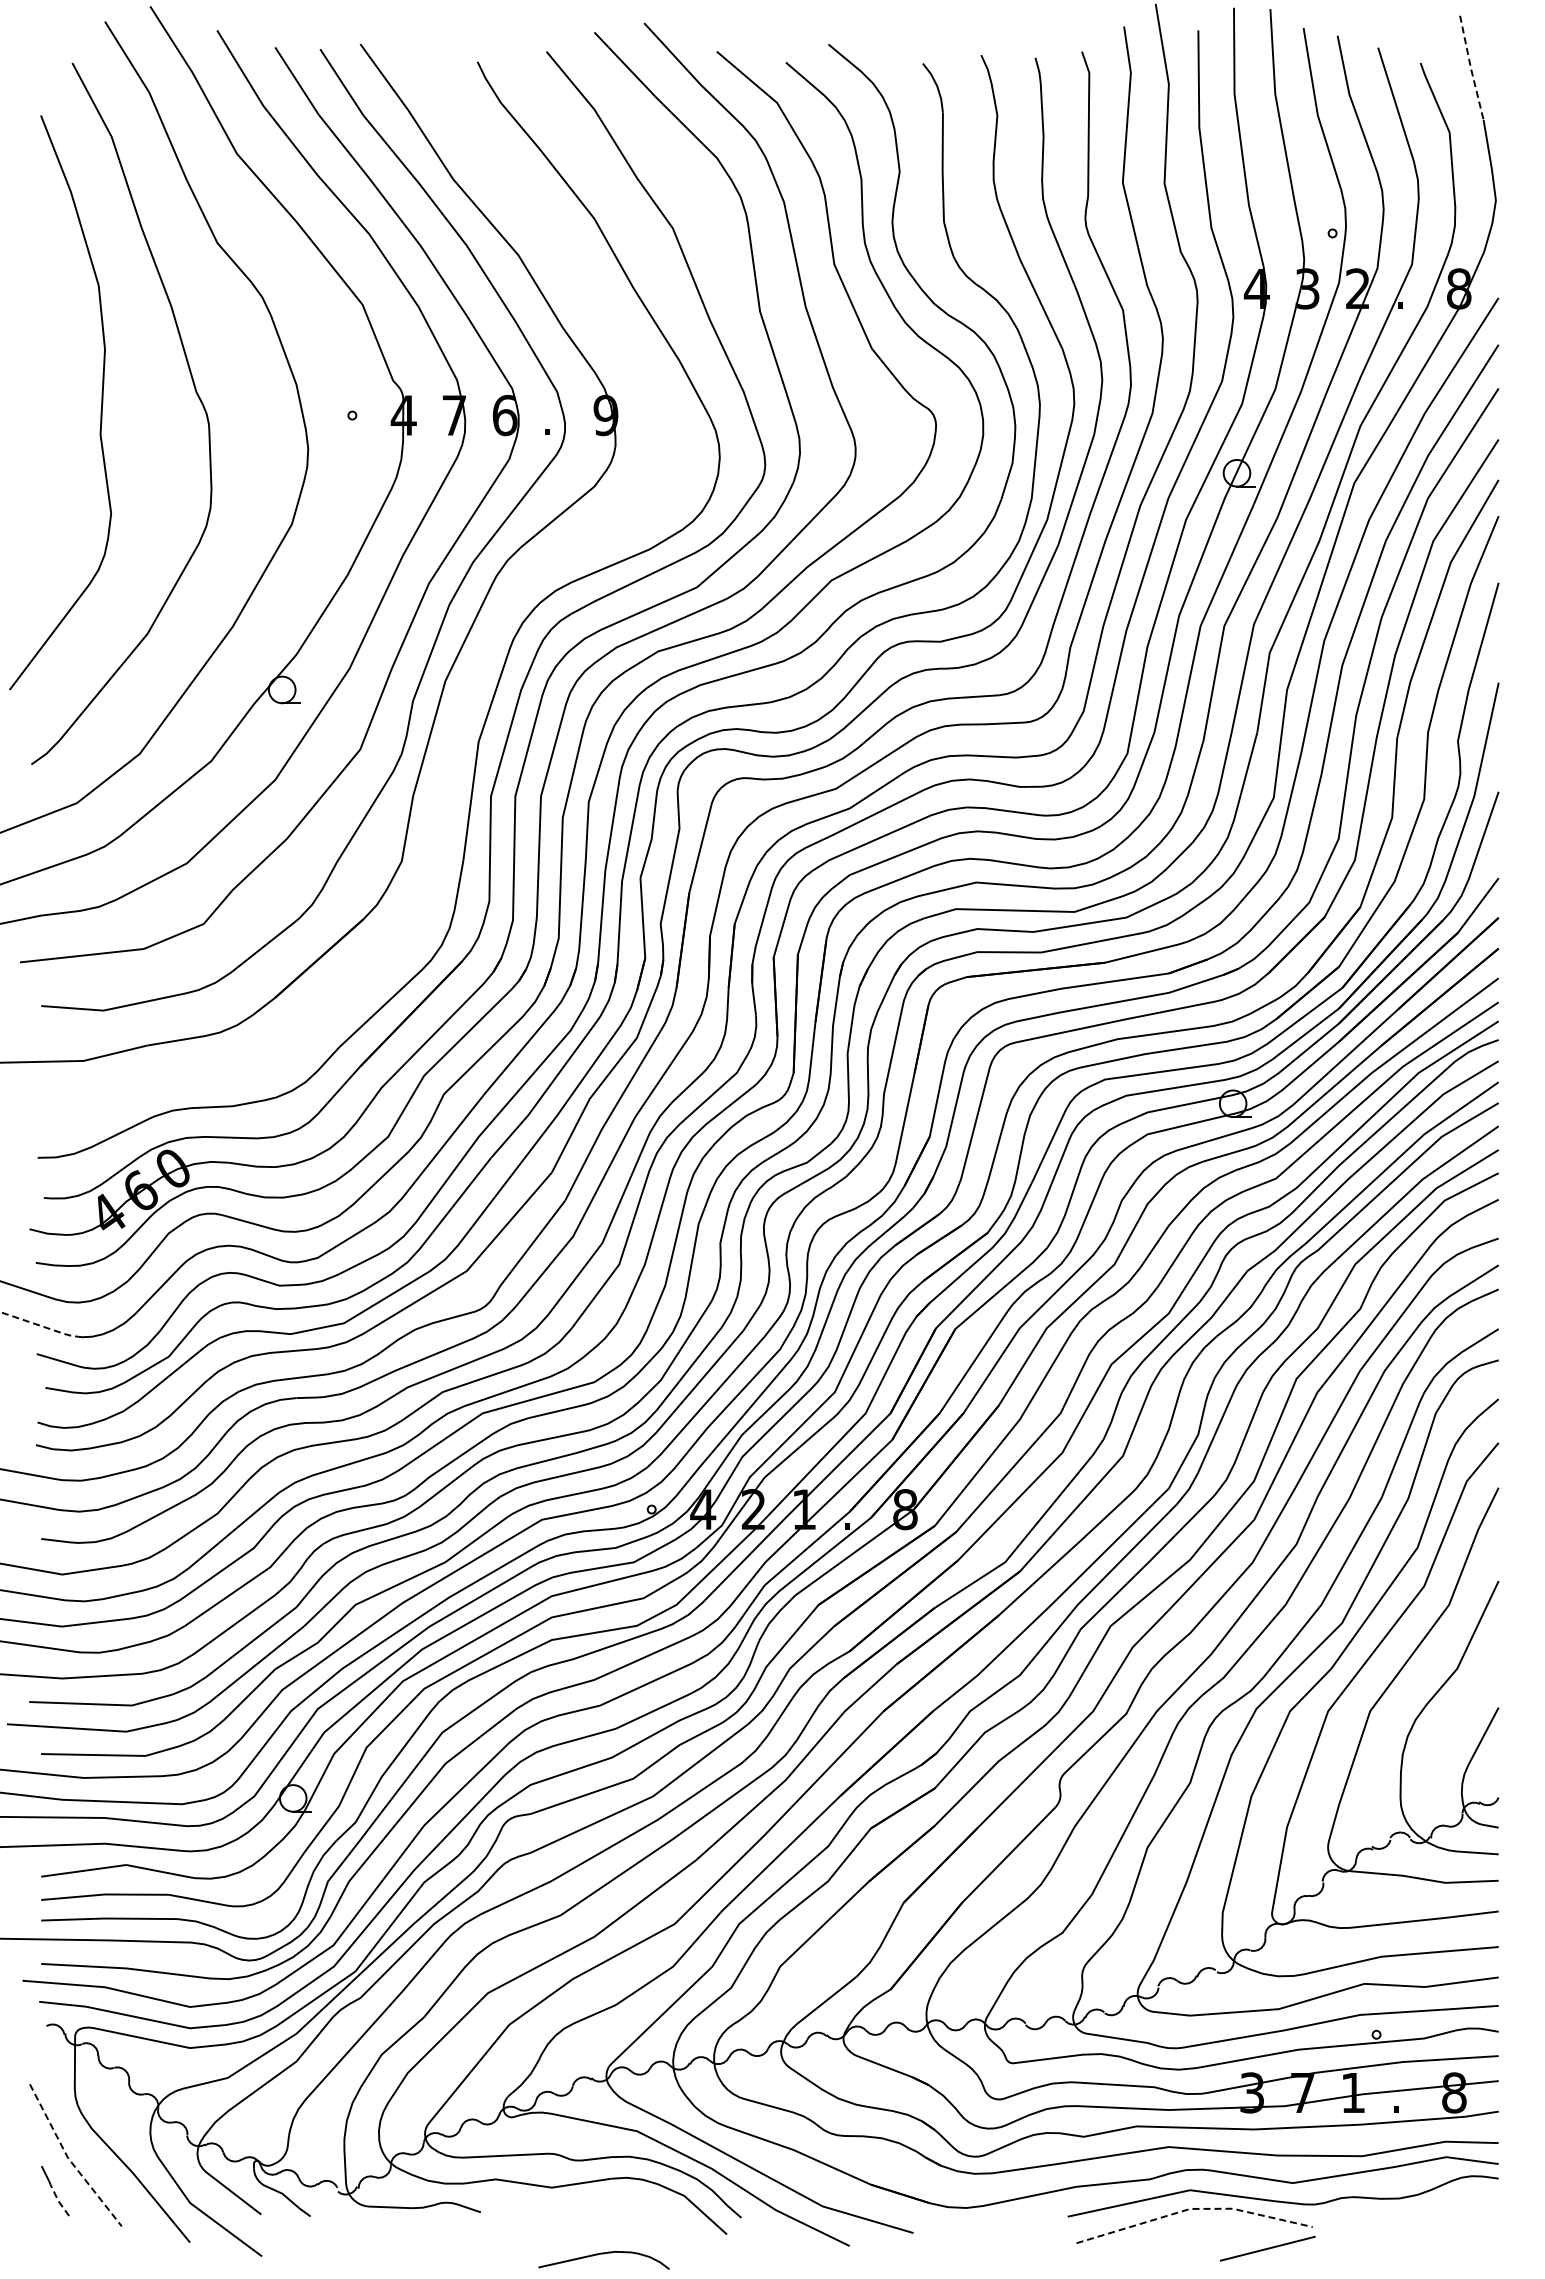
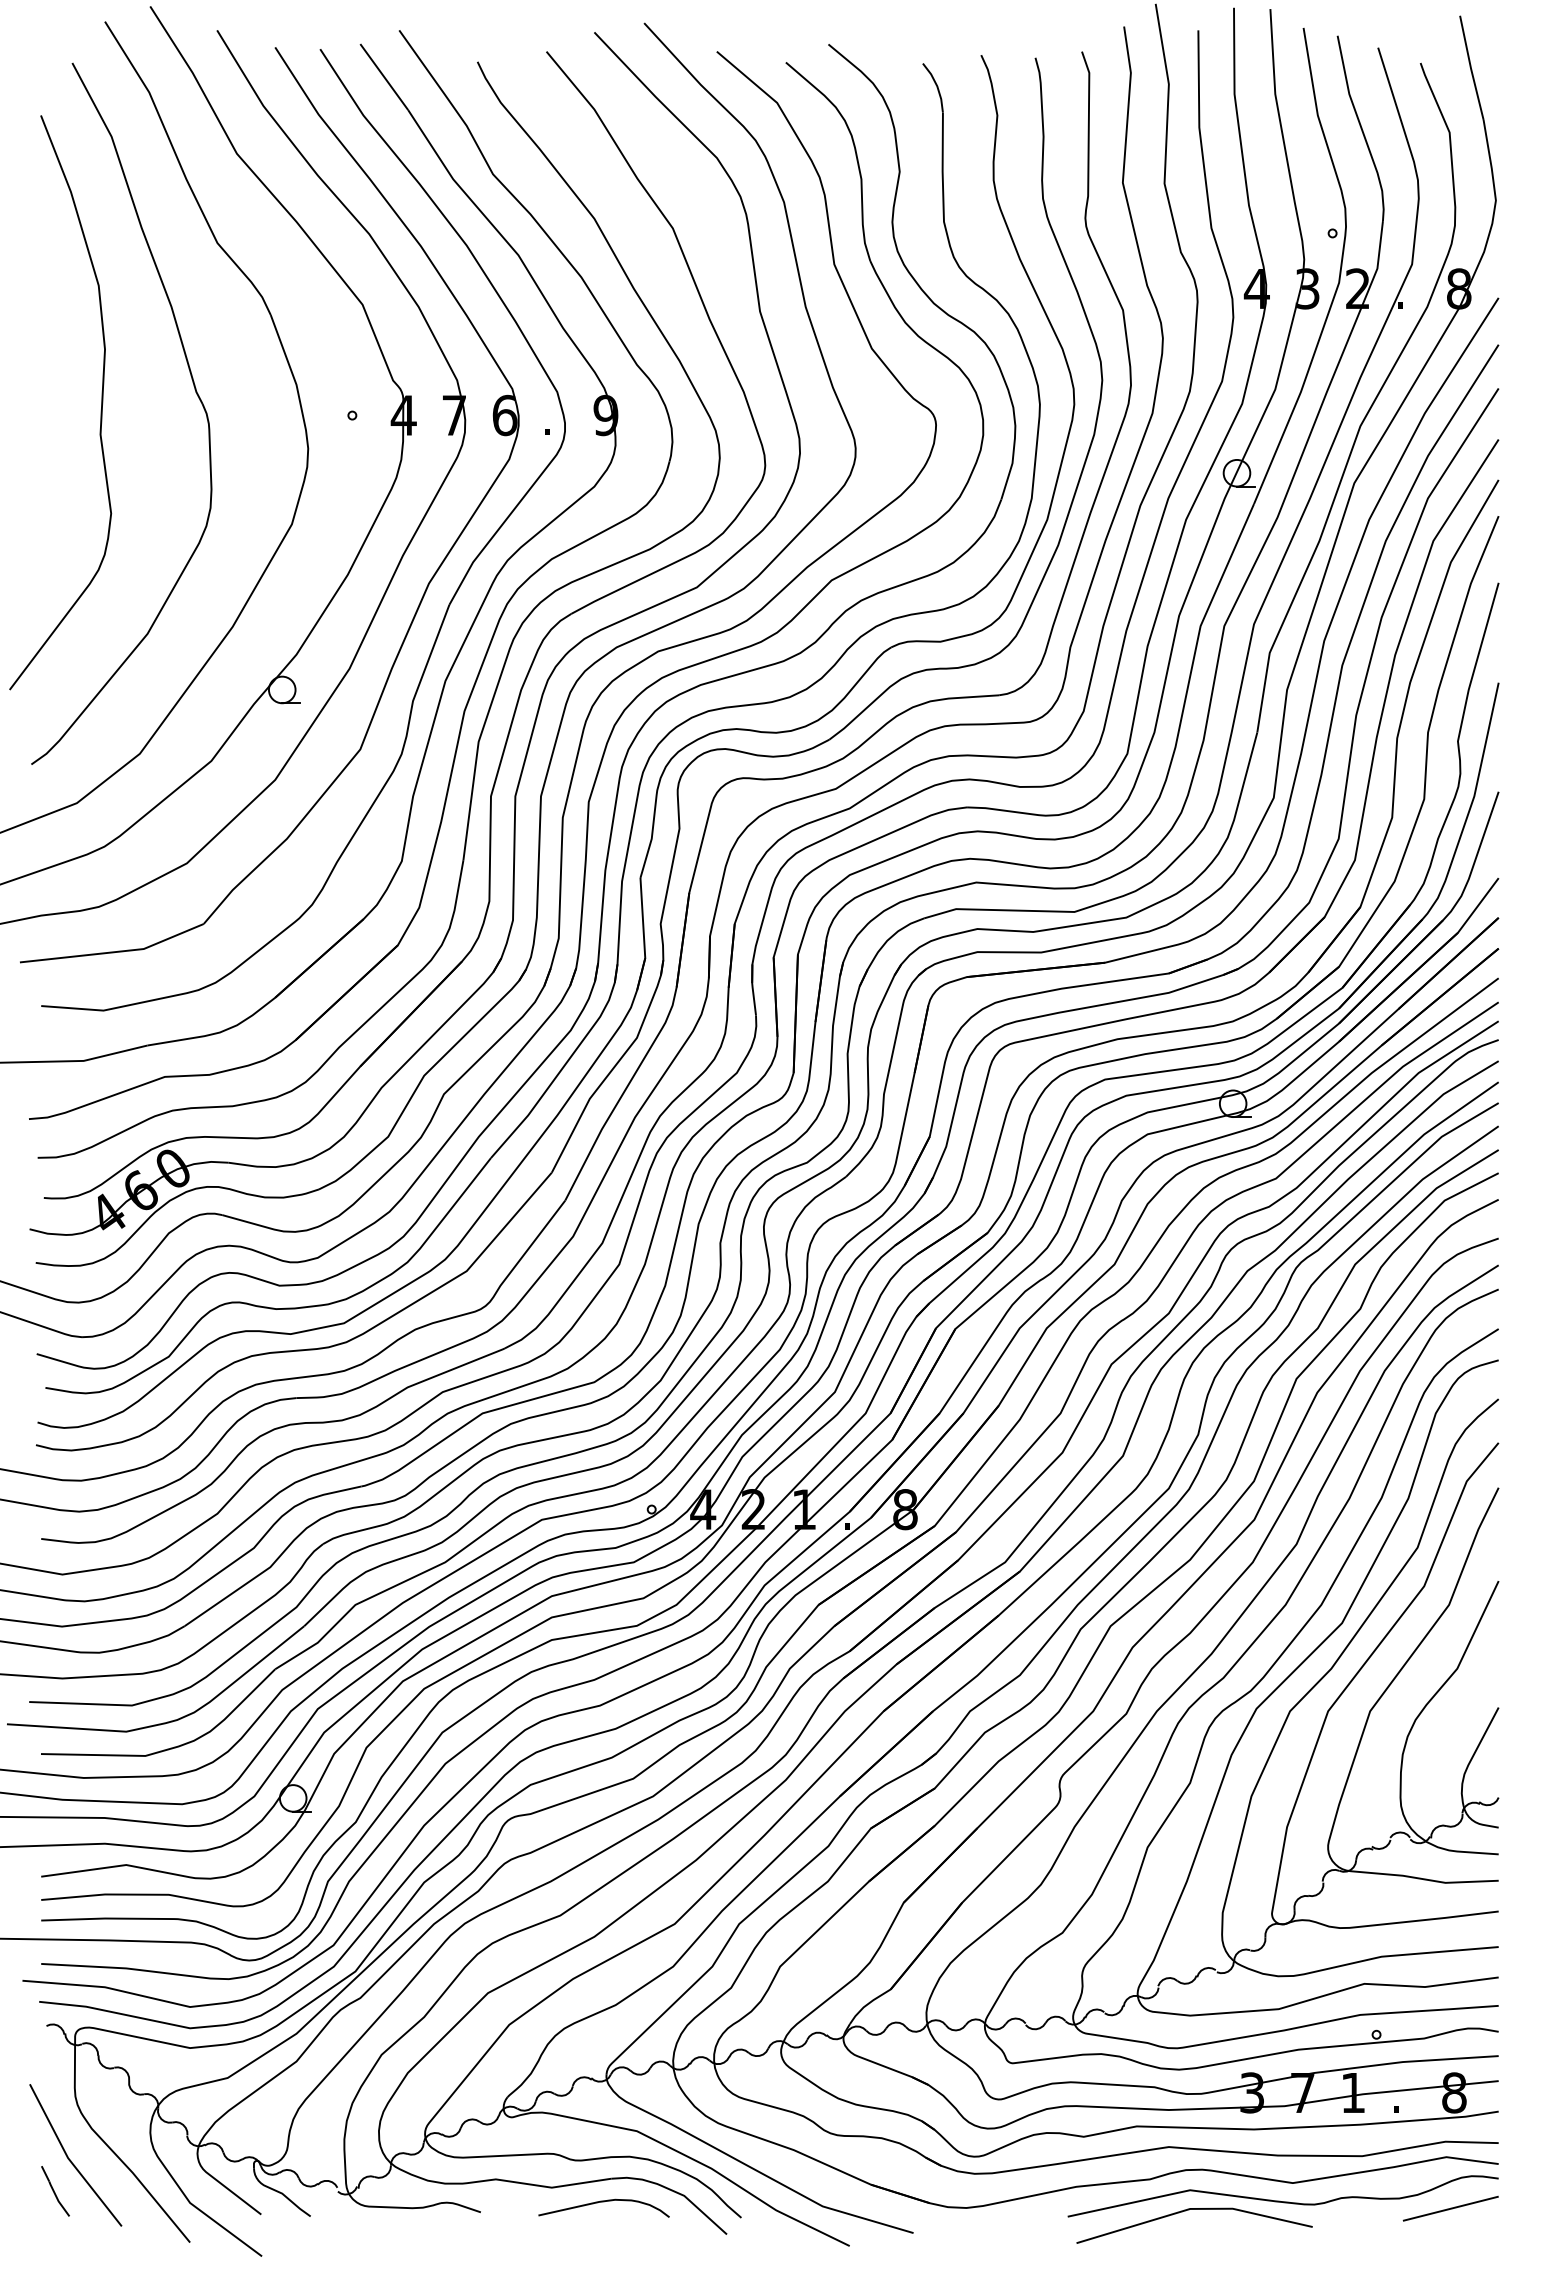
line: dashed -> solid (1471, 68)
part: none -> present (494, 629)
line: dashed -> solid (42, 1326)
line: dashed -> solid (68, 2158)
line: dashed -> solid (57, 2199)
line: dashed -> solid (1194, 2208)
line position: (1267, 2248) -> (1450, 2208) (1450, 2208)
curve position: (603, 2254) -> (603, 2202) (603, 2202)
